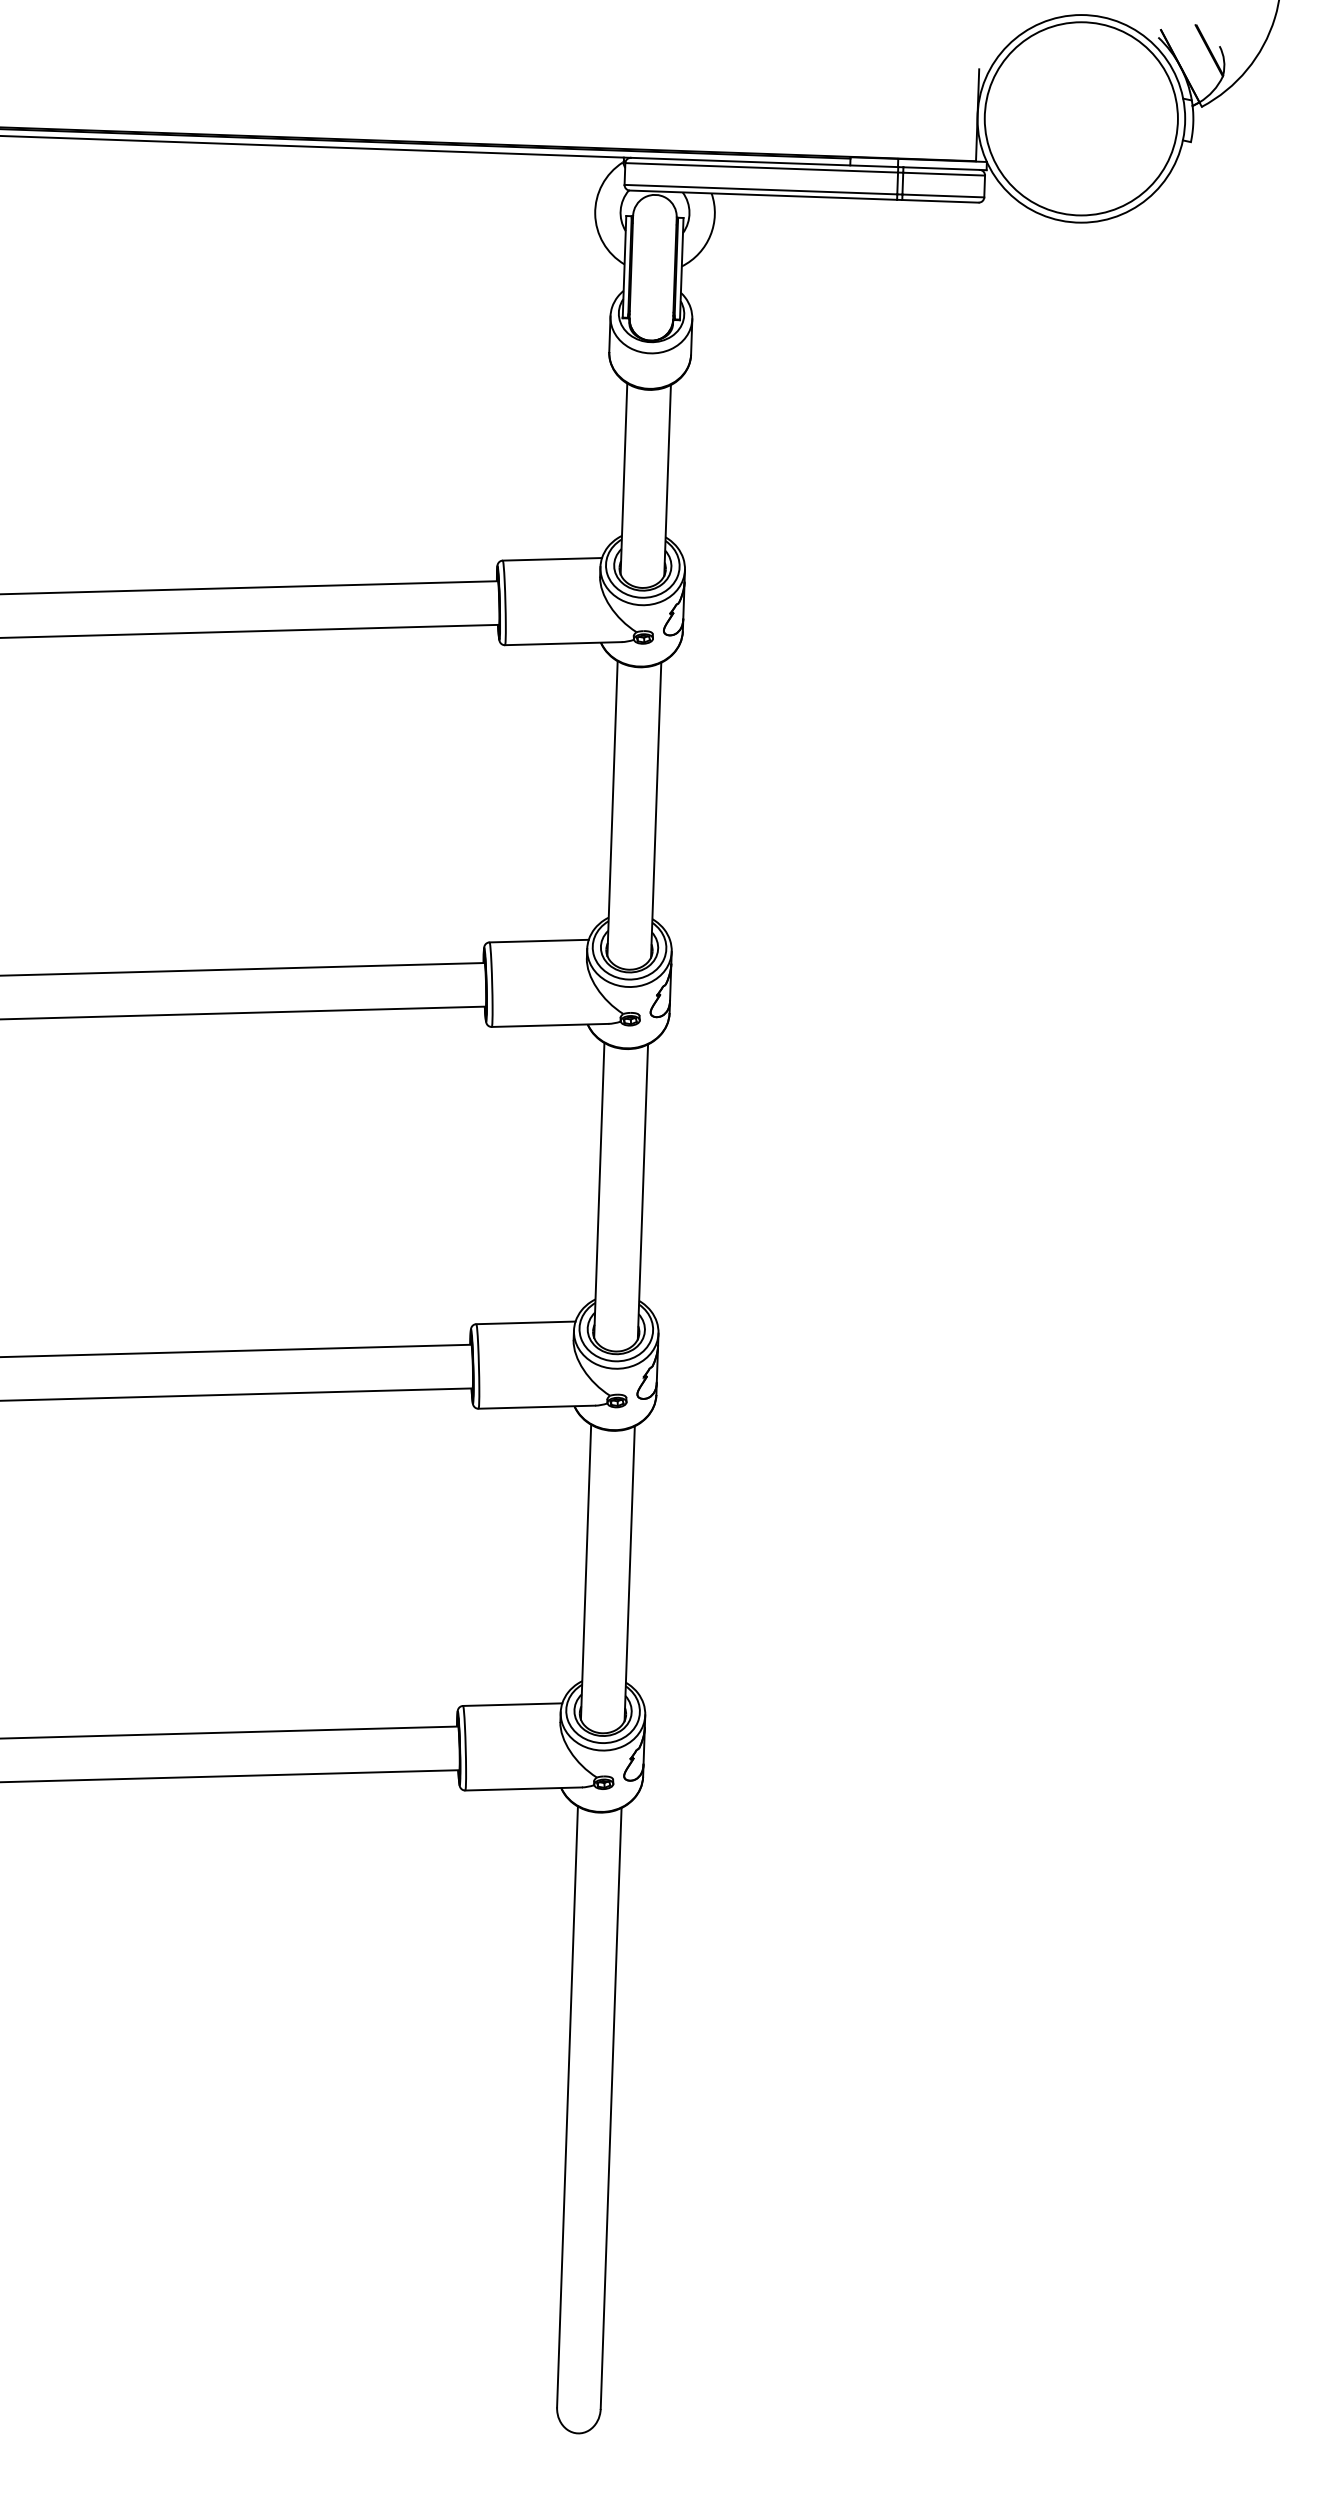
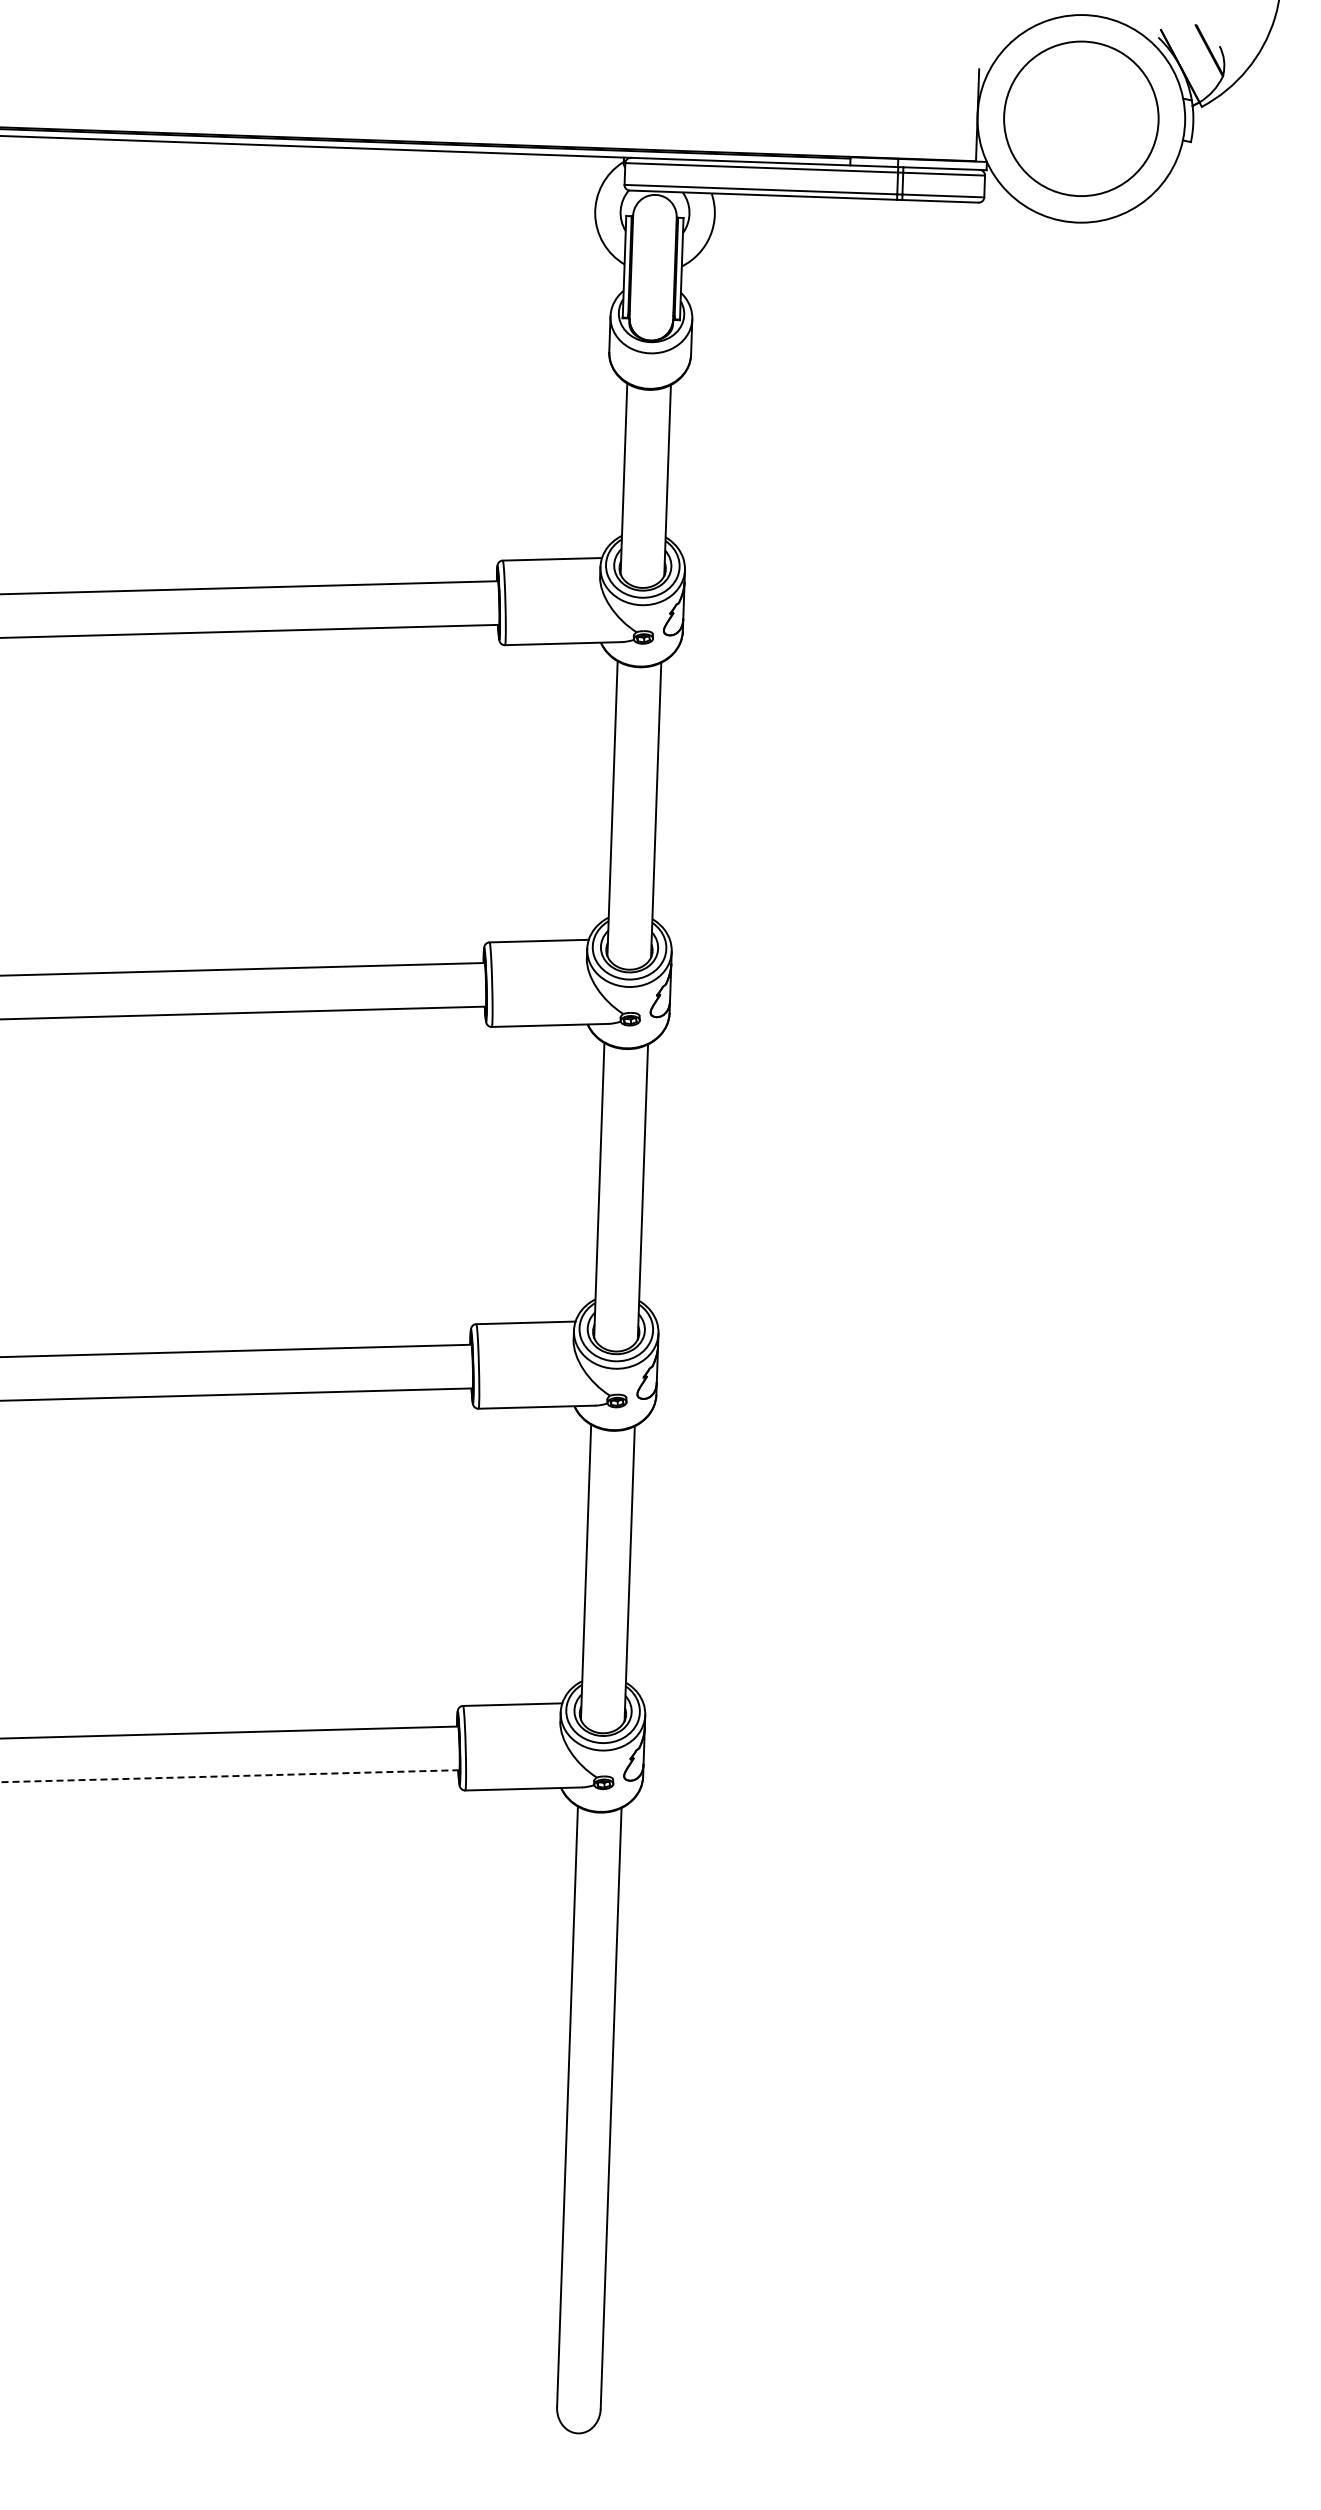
circle diameter: 193 px -> 155 px (1081, 118)
line: solid -> dashed (229, 1776)
